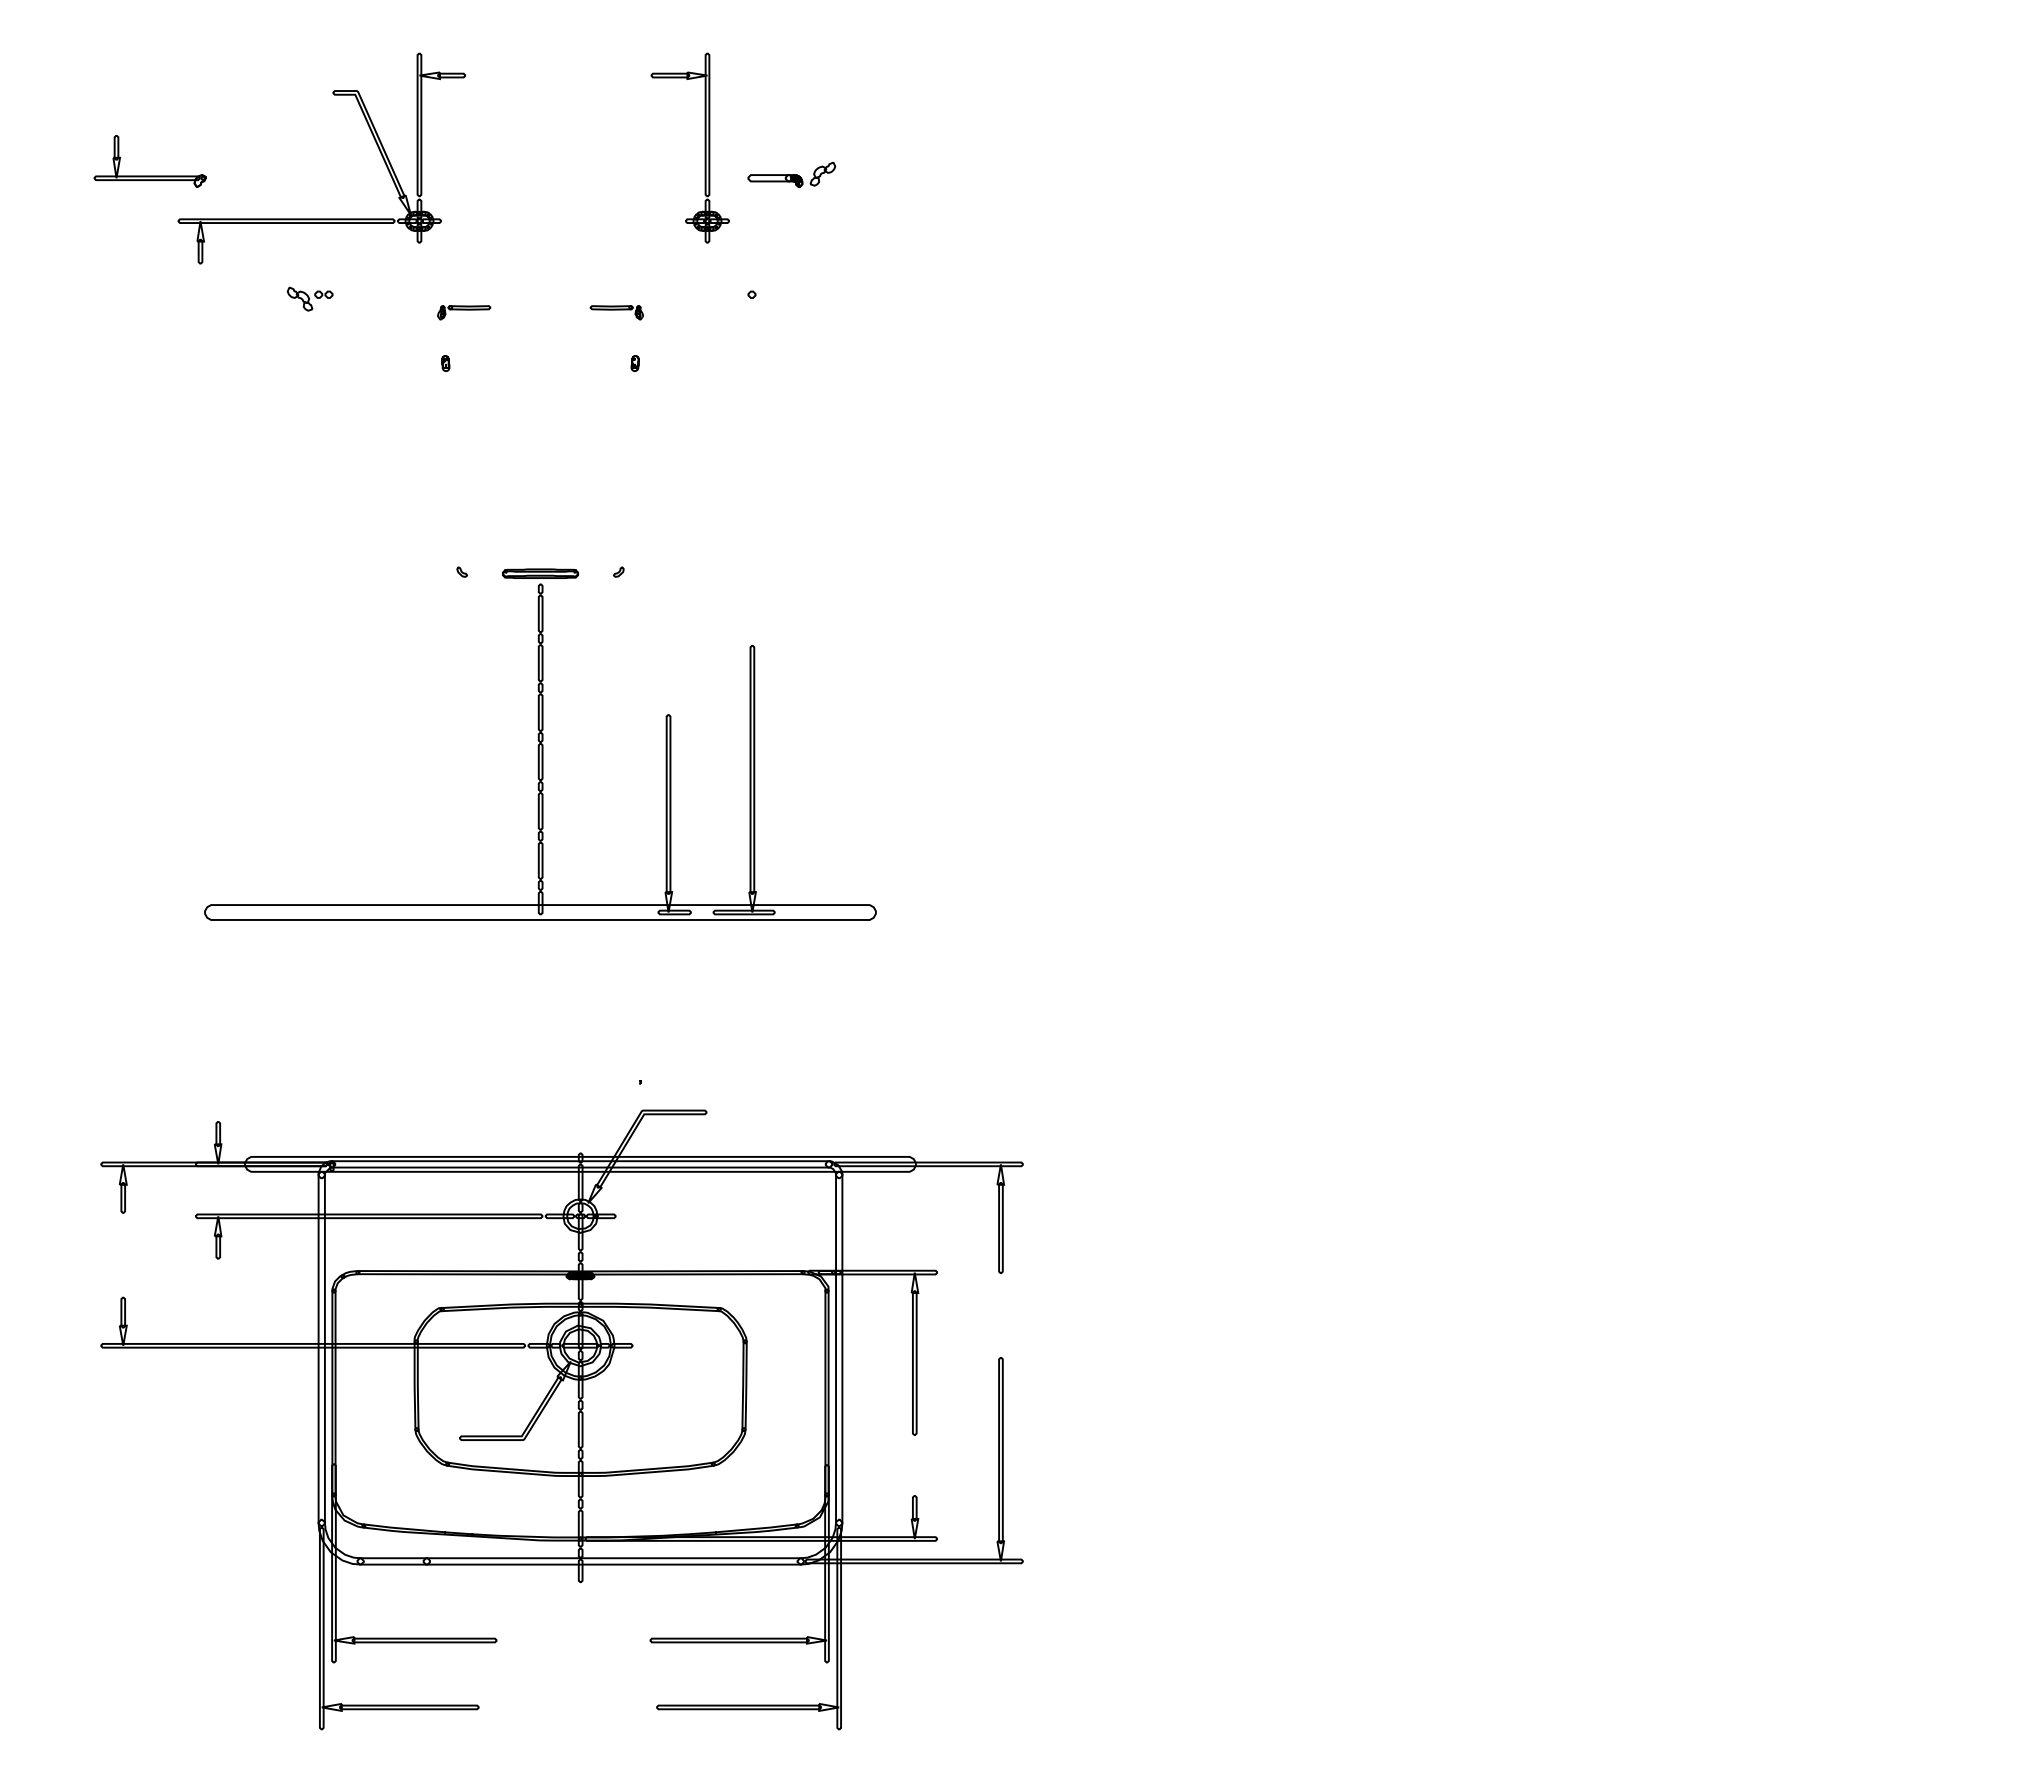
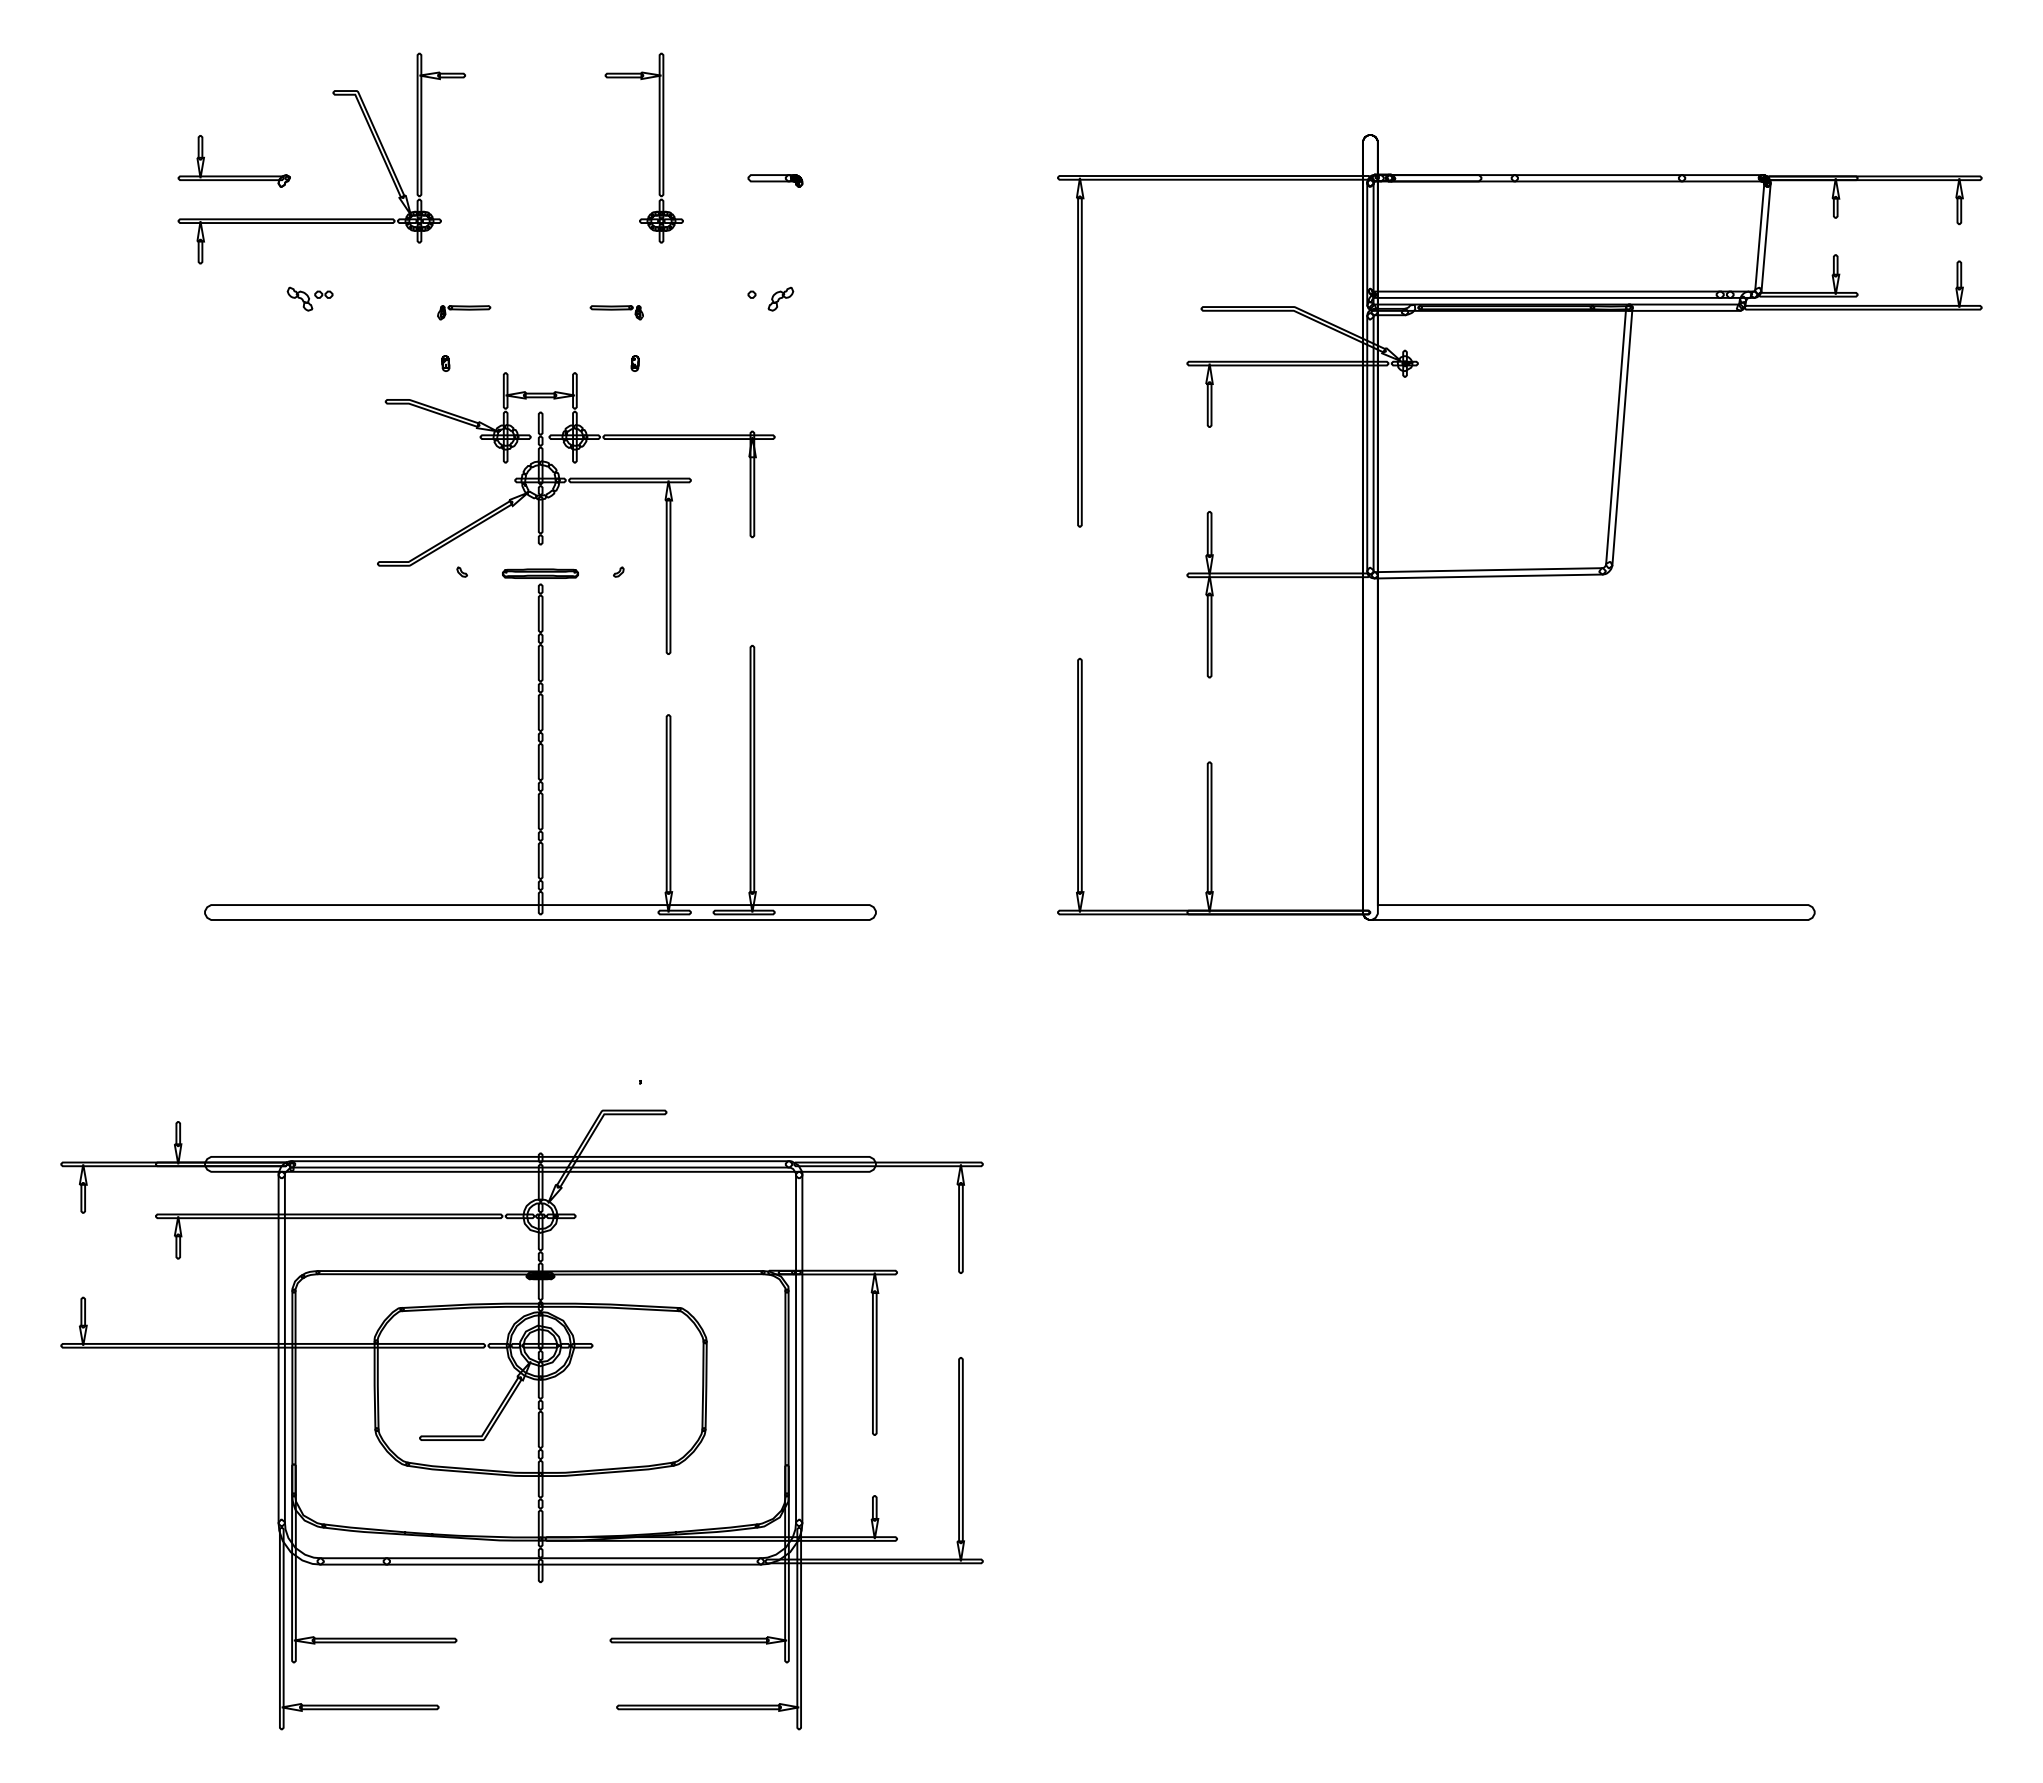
part position: (704, 147) -> (658, 147) (658, 147)
part position: (822, 173) -> (780, 298) (780, 298)
part position: (149, 175) -> (233, 175) (233, 175)
part: none -> present (555, 493)
part: none -> present (1519, 527)
part position: (561, 1419) -> (521, 1419) (521, 1419)
